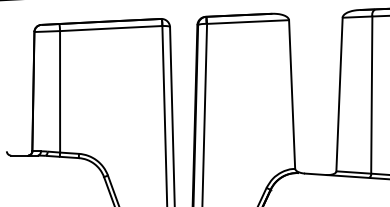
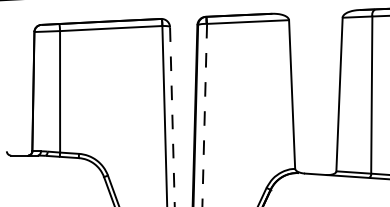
line: solid -> dashed (204, 115)
line: solid -> dashed (172, 117)
